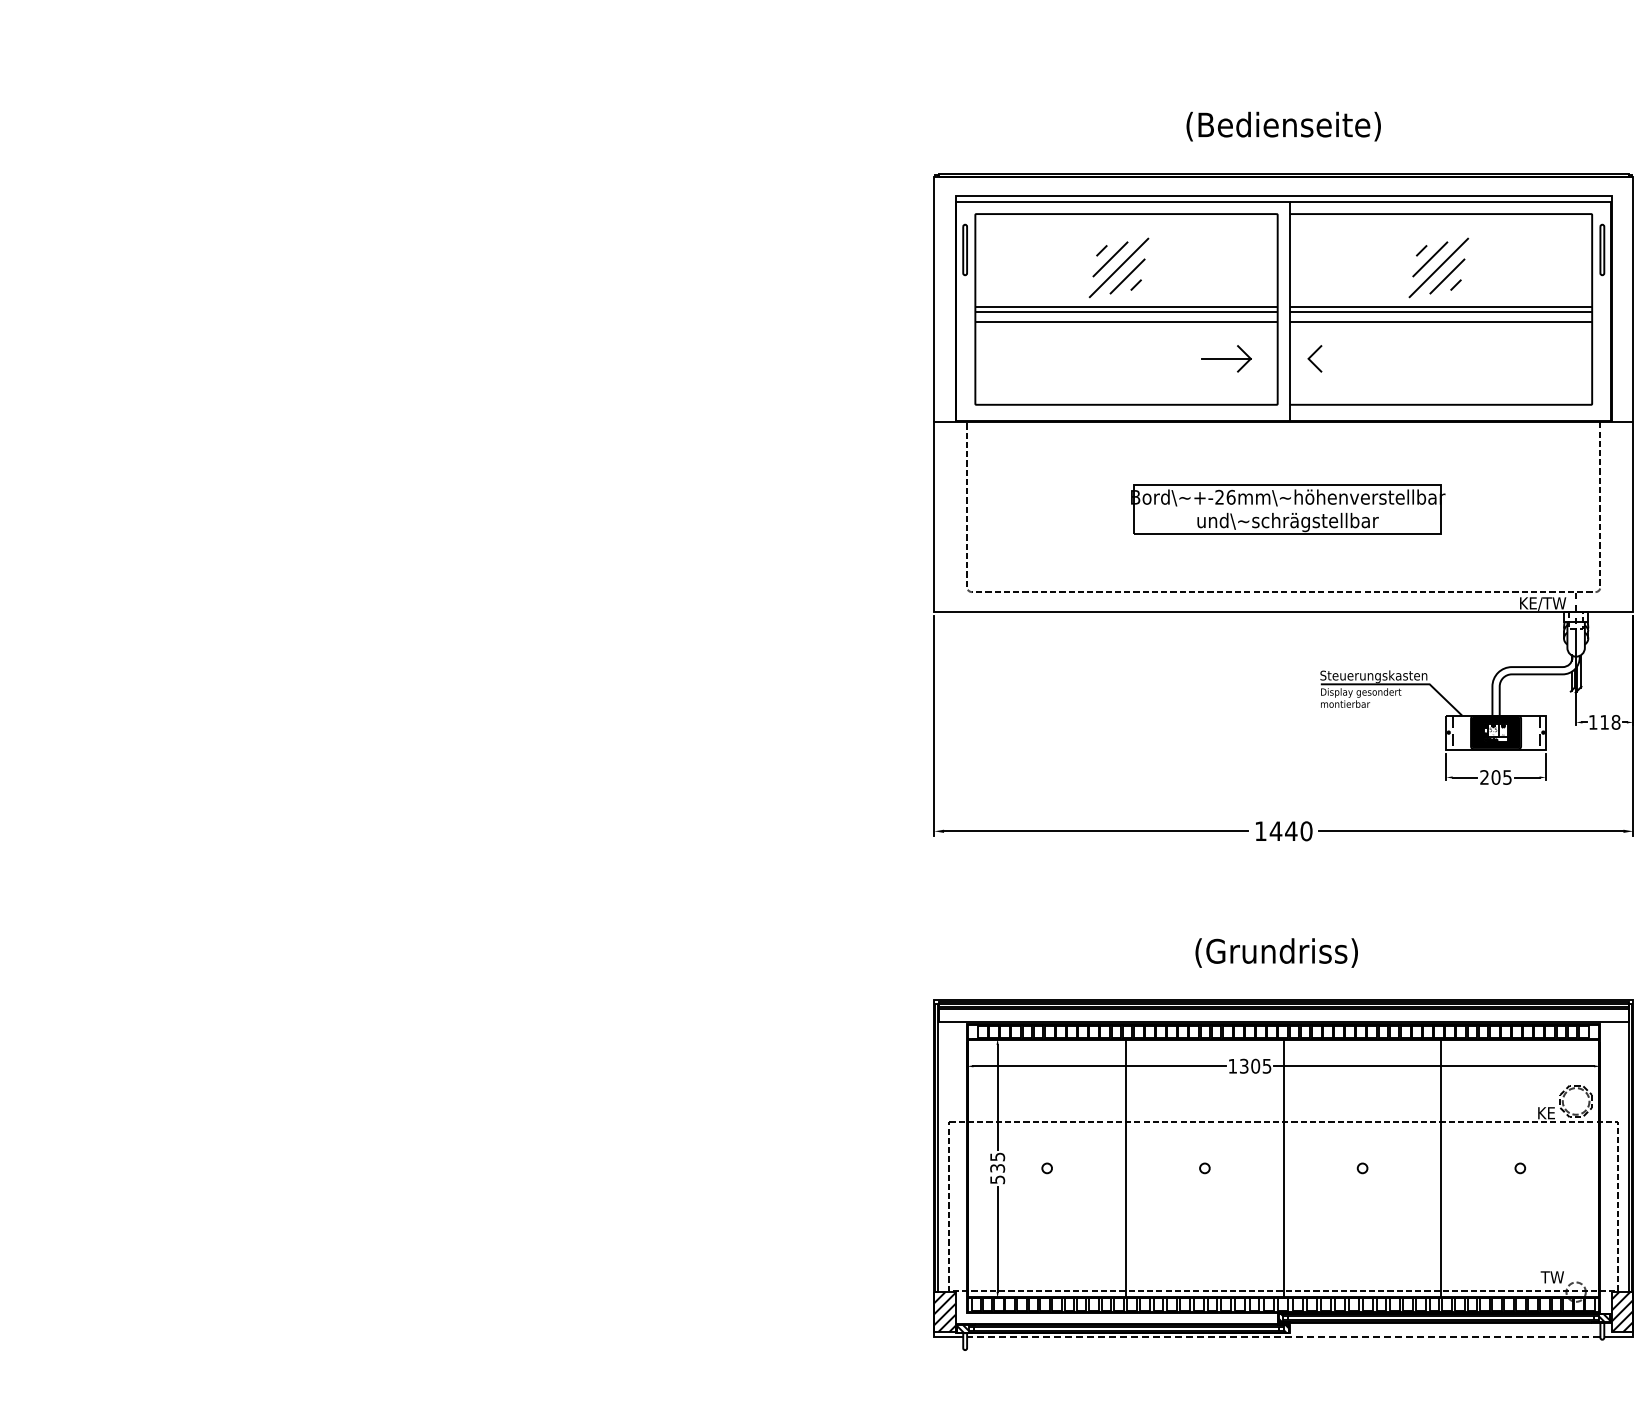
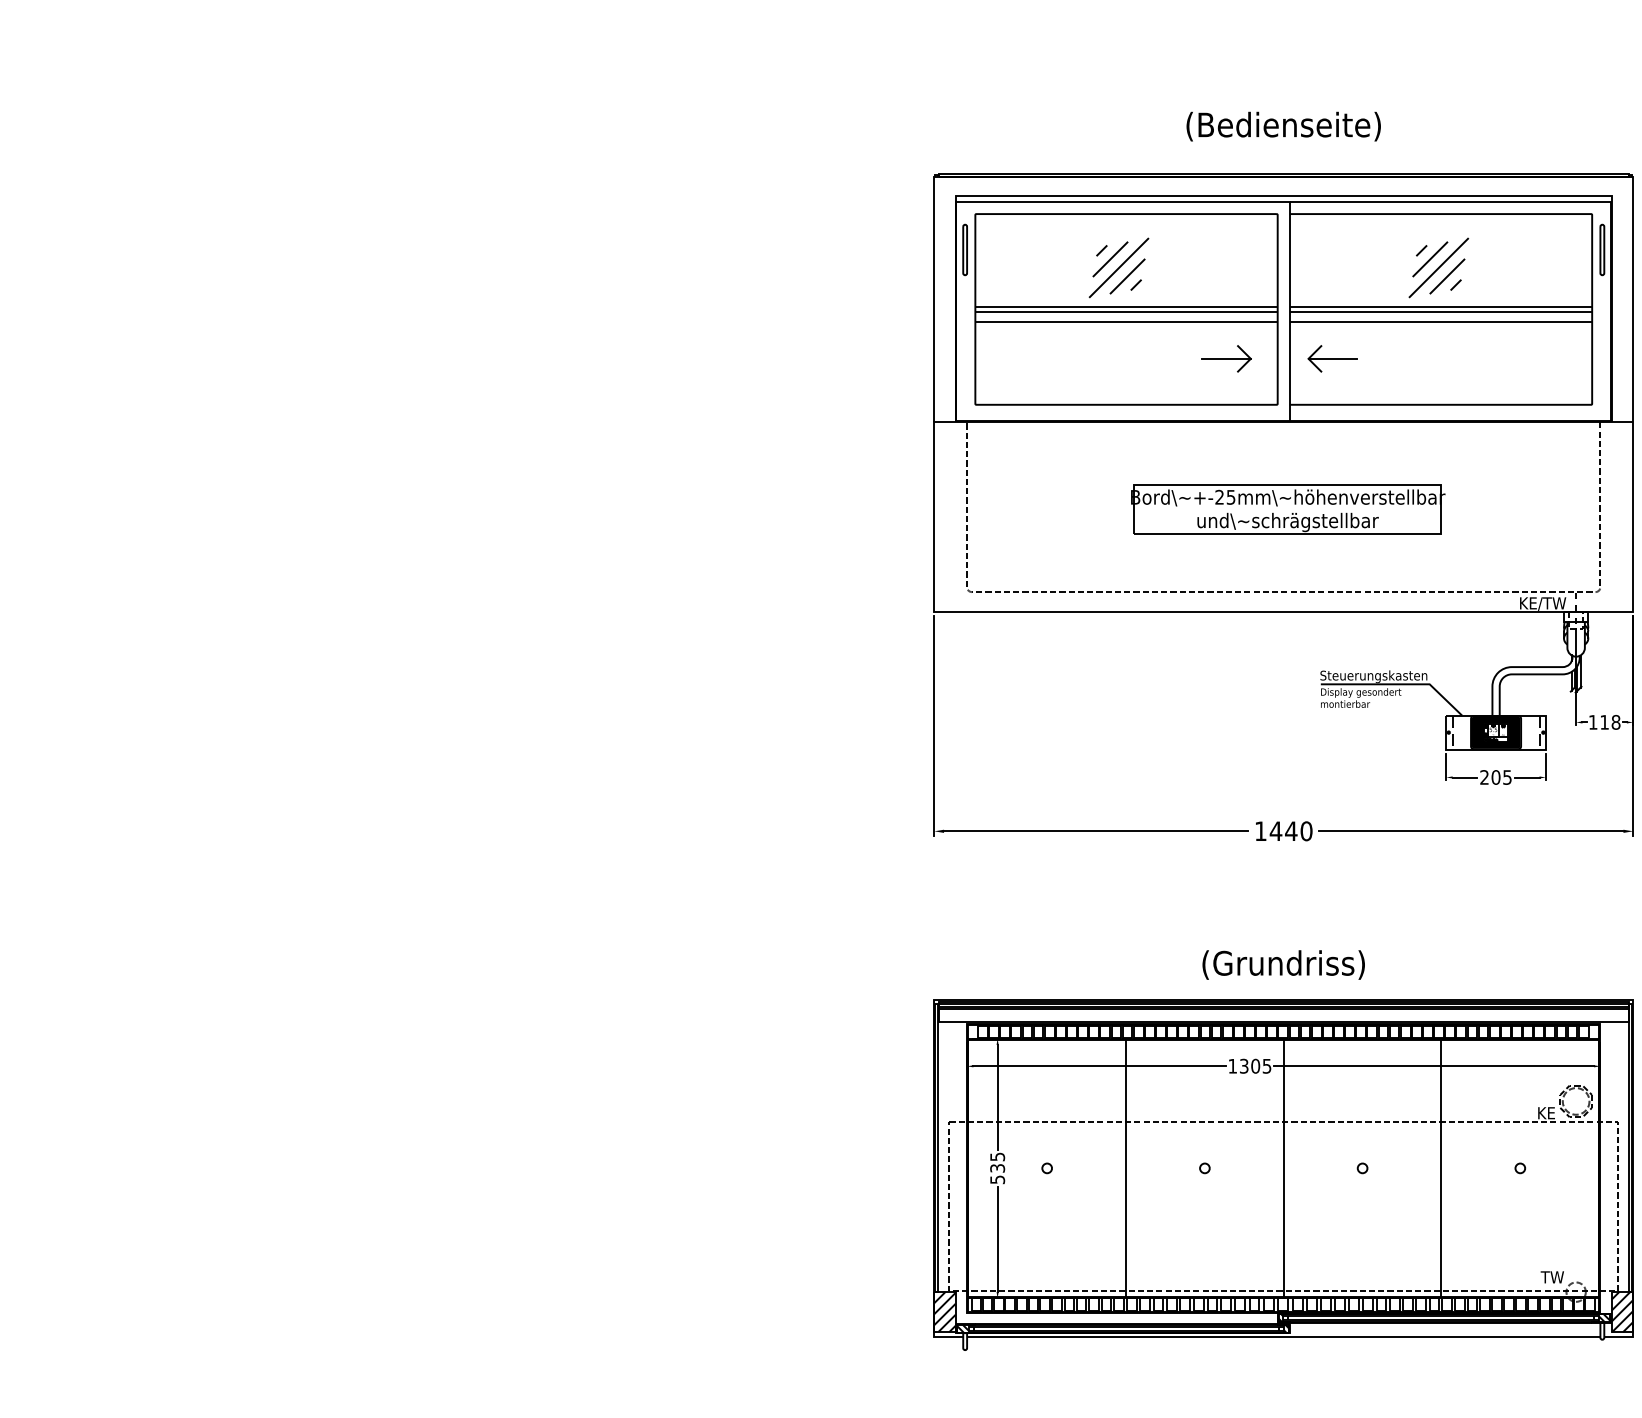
line: none -> present (1332, 358)
text: +-26mm -> +-25mm (1230, 496)
text position: (1276, 952) -> (1283, 964) (1283, 964)
line: dashed -> solid (1283, 1337)
